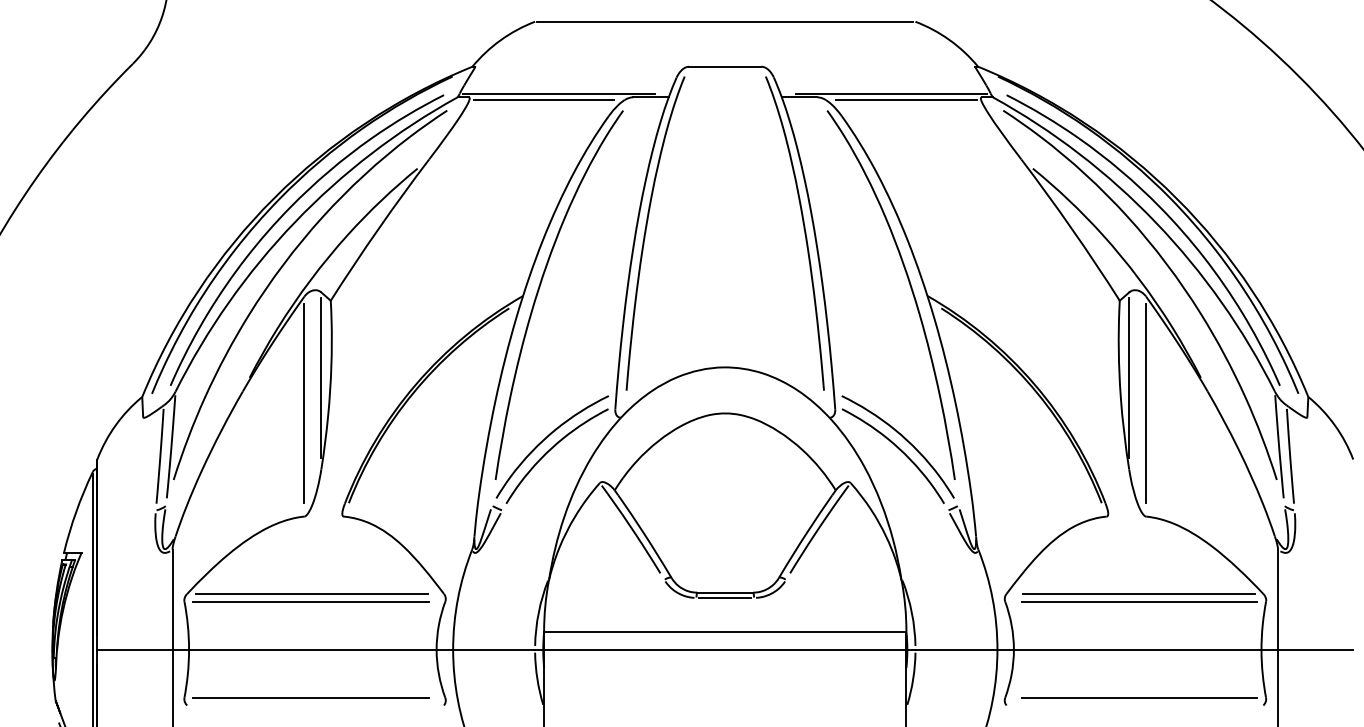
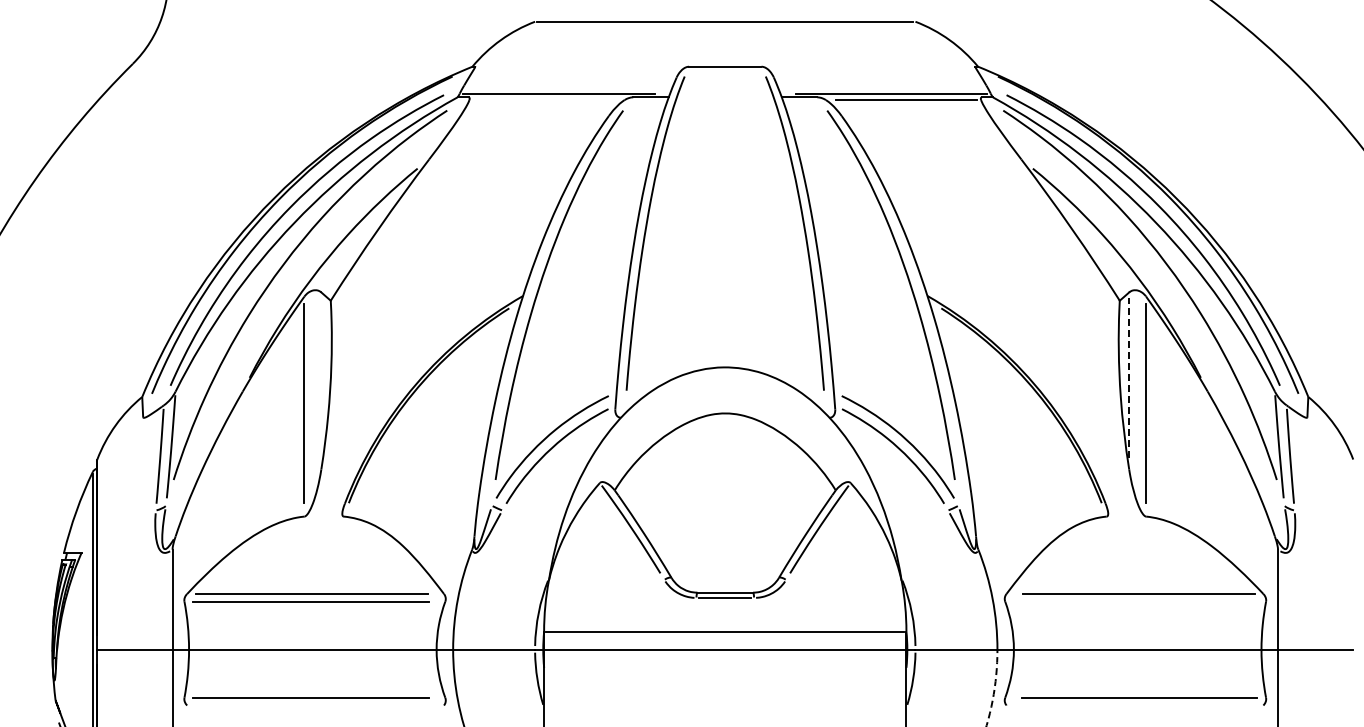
line: present -> none (543, 100)
line: present -> none (321, 378)
line: solid -> dashed (1129, 378)
line: present -> none (1139, 601)
arc: solid -> dashed (994, 688)
